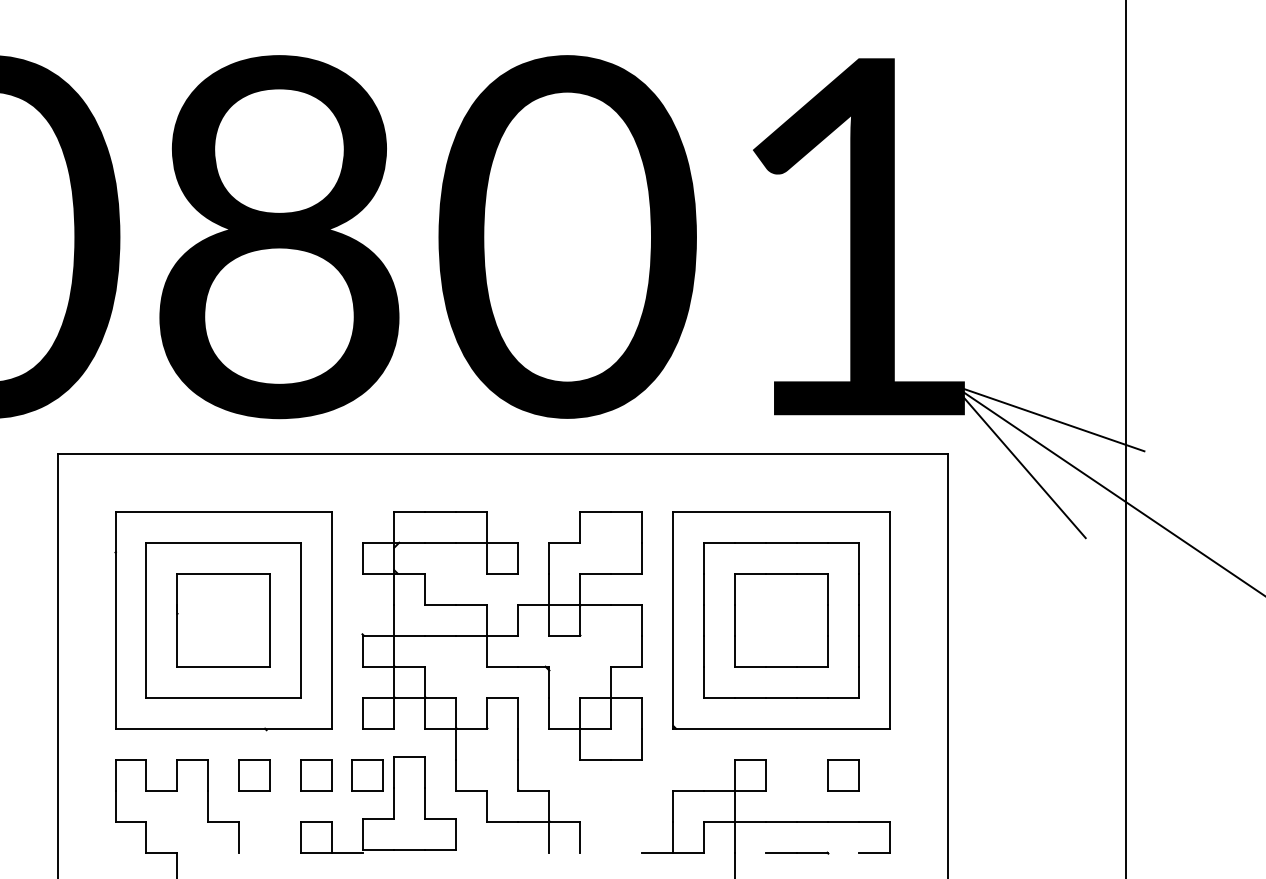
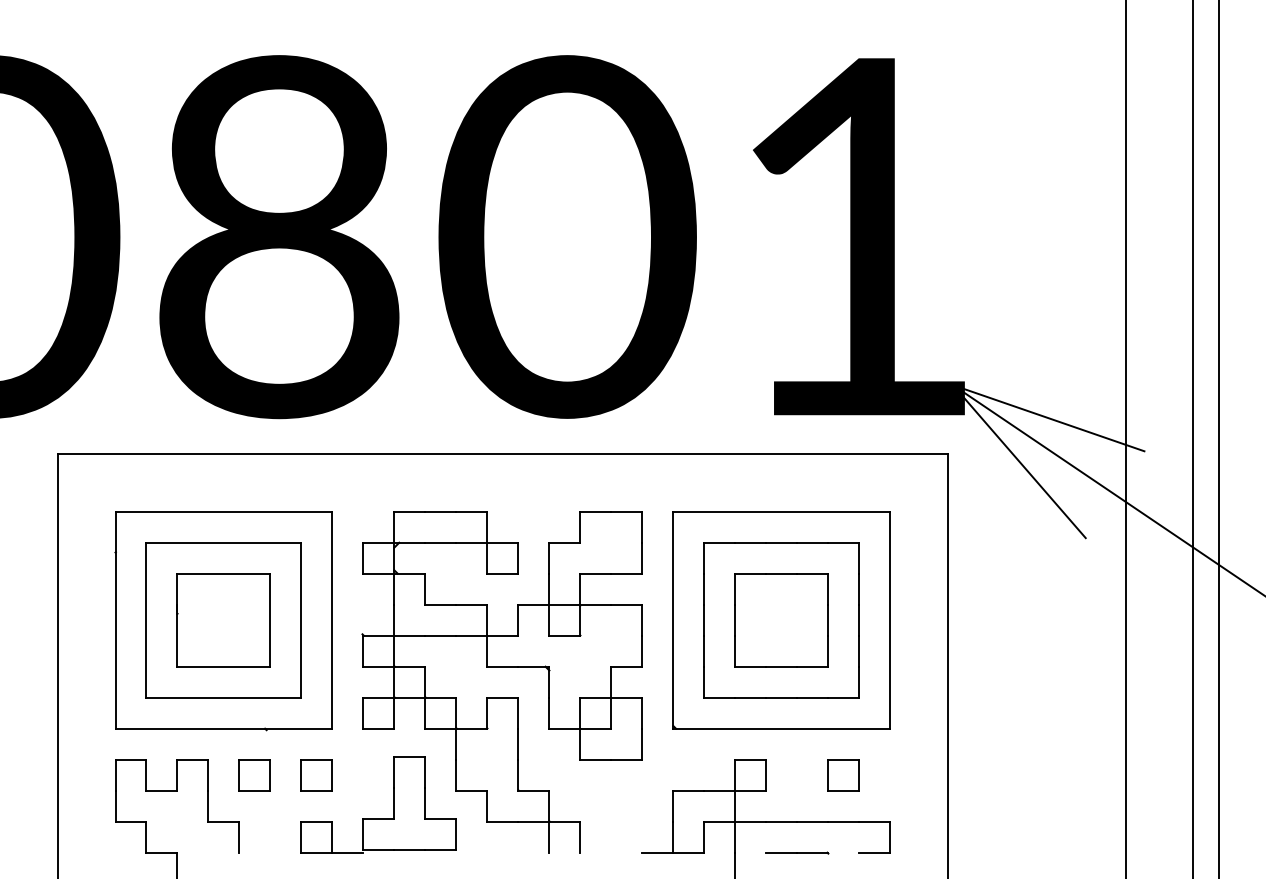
line: none -> present (1193, 438)
line: none -> present (1219, 438)
part: present -> none (367, 775)
